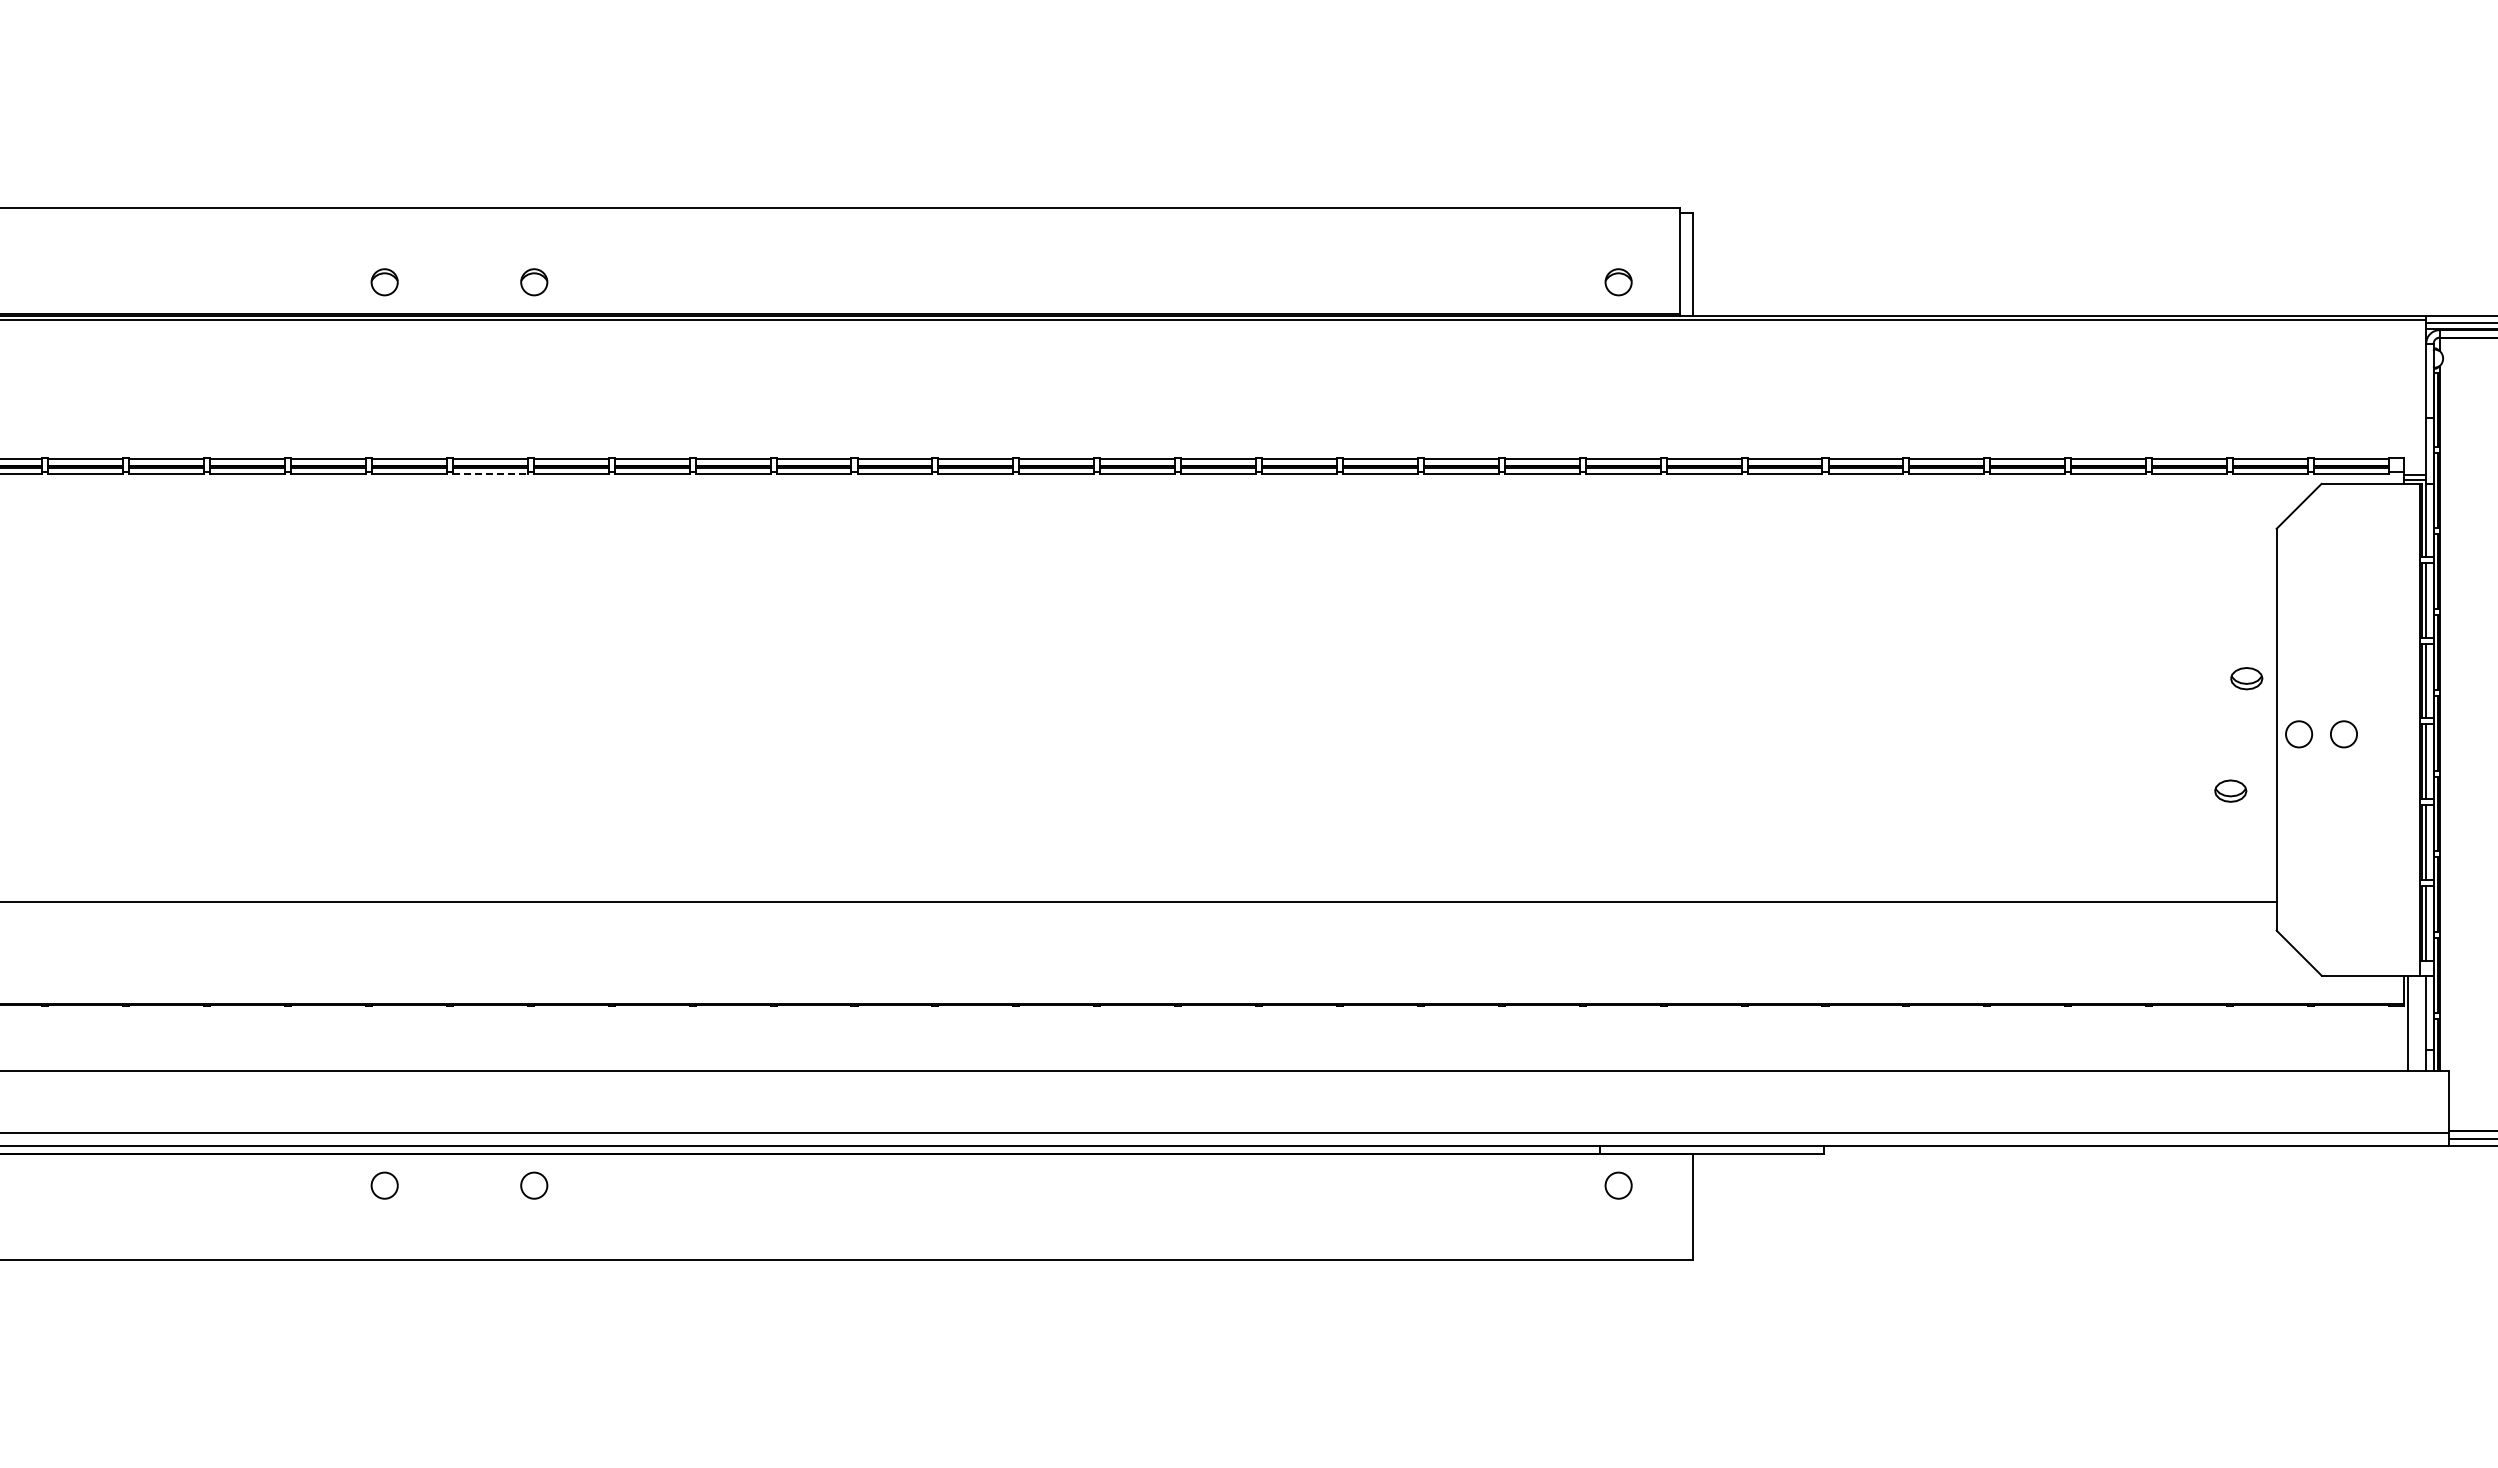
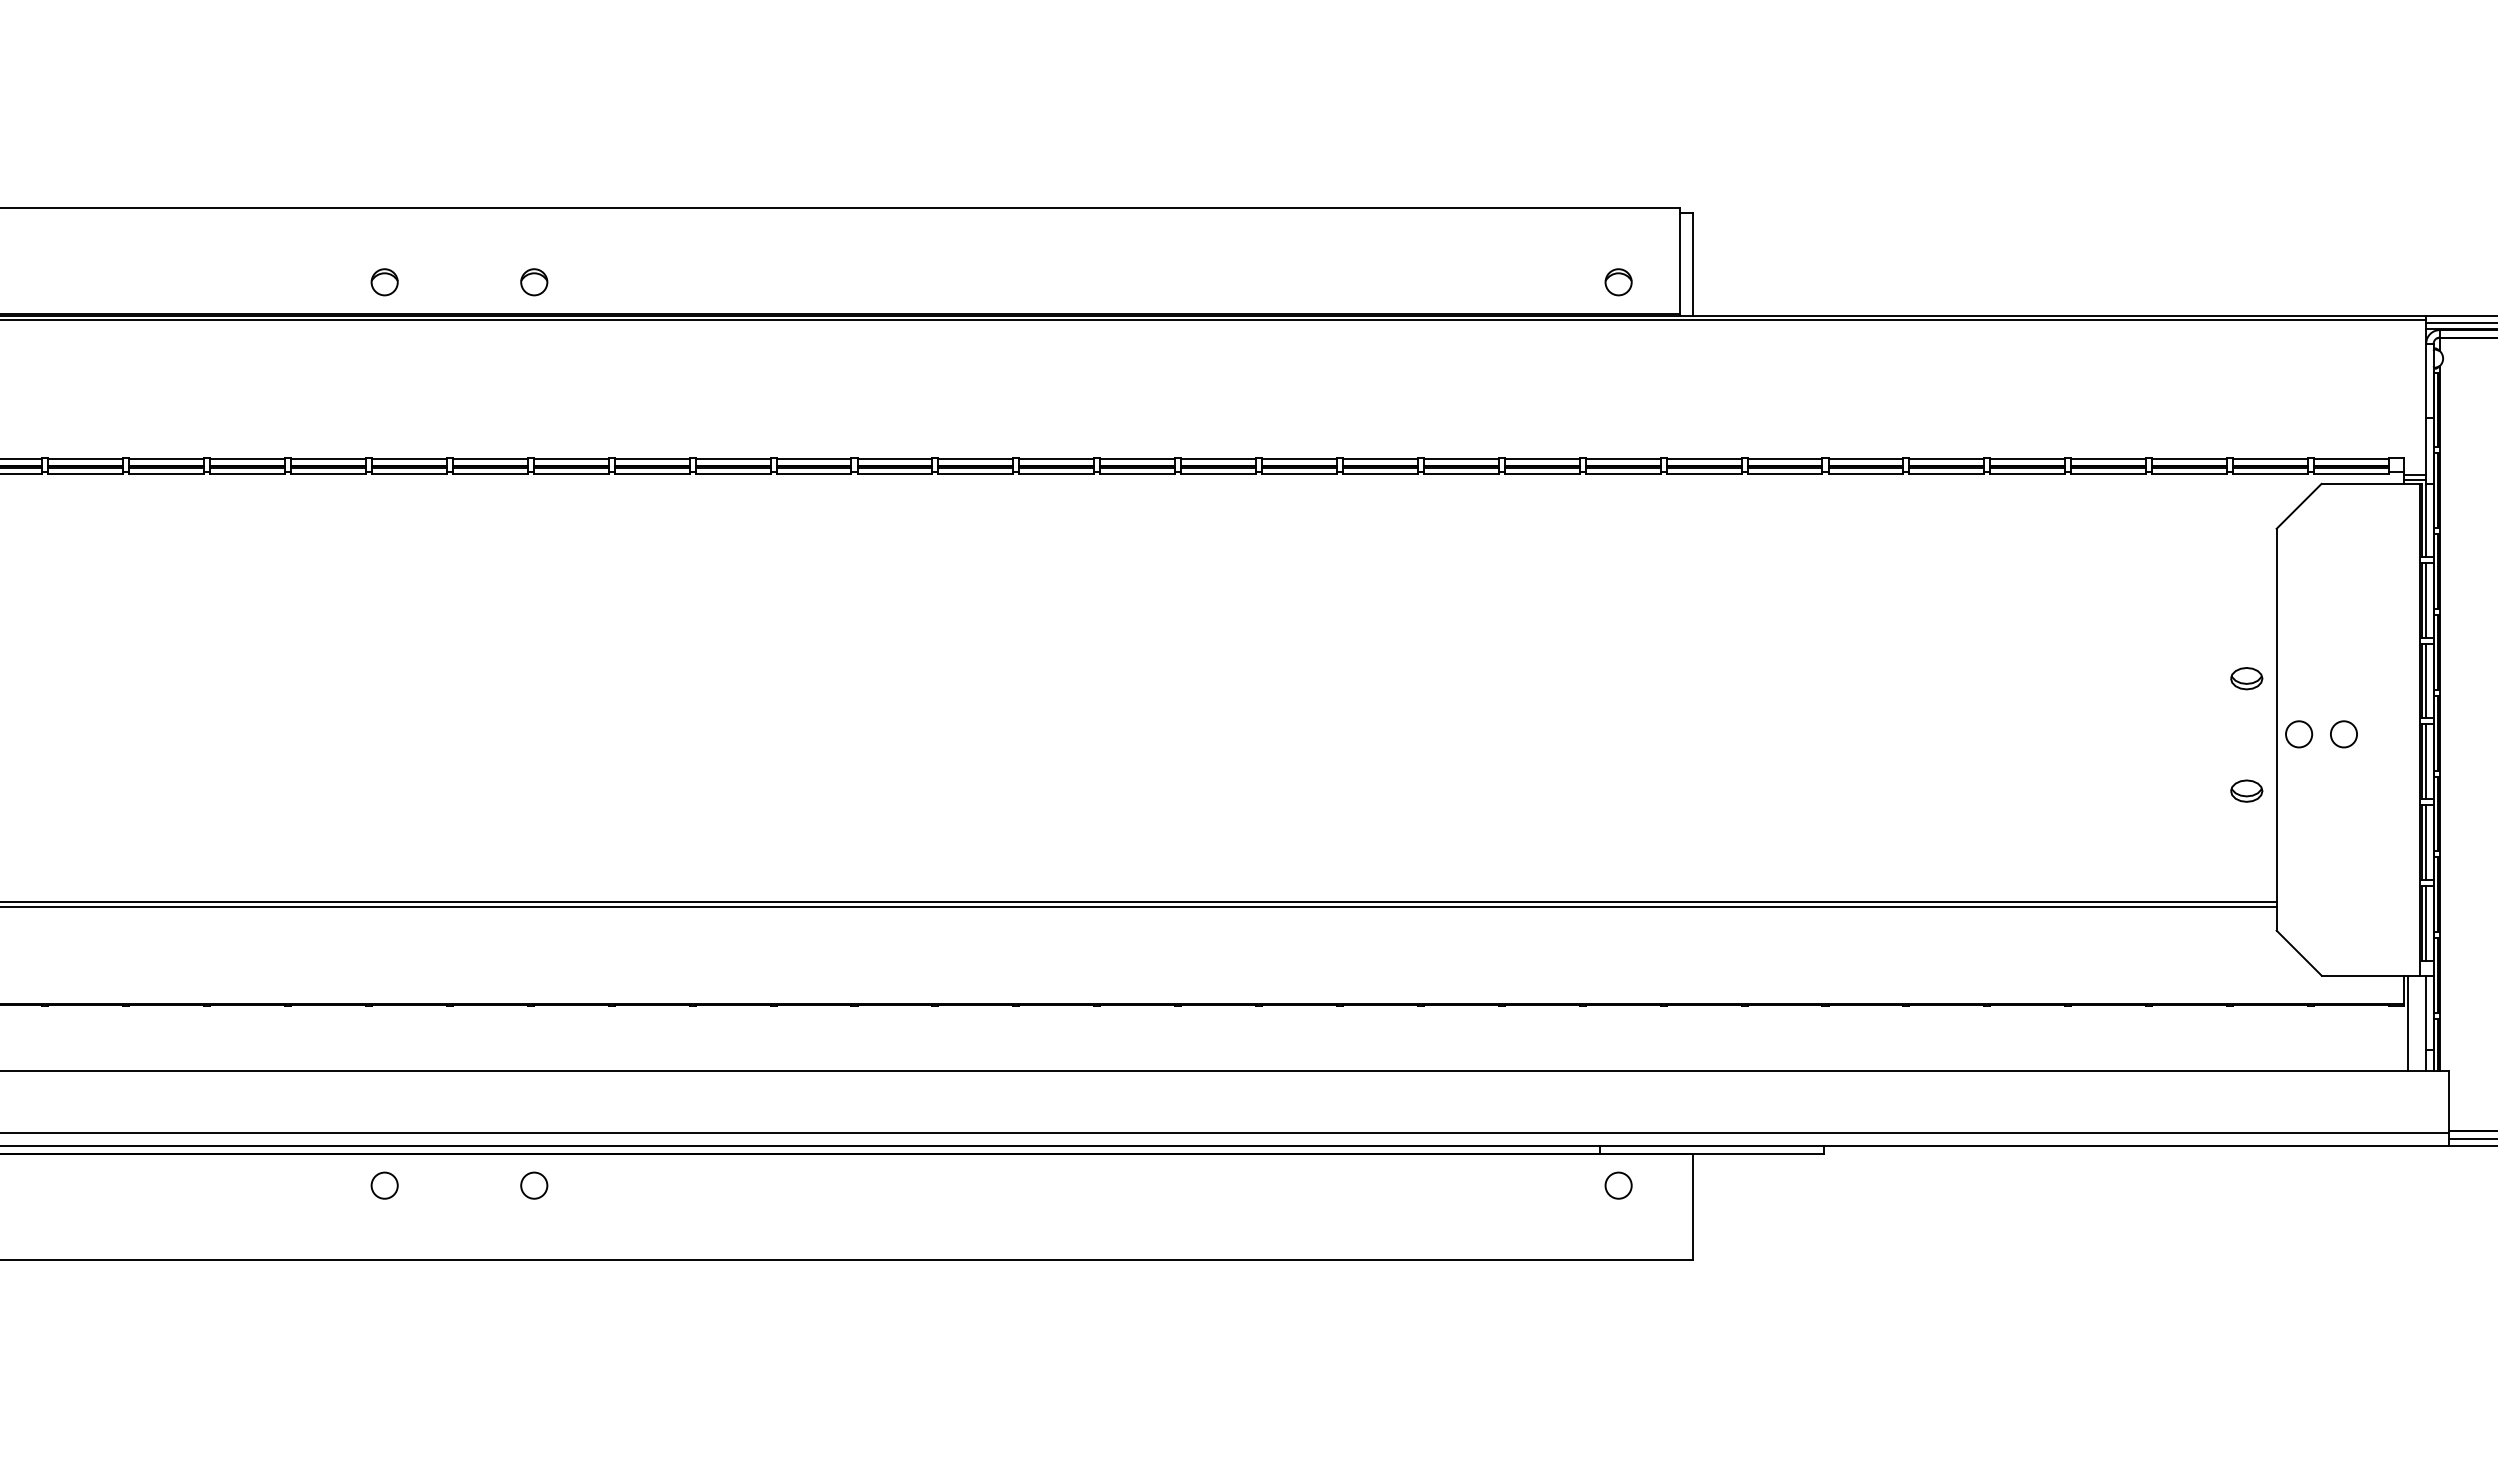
line: dashed -> solid (490, 473)
part position: (2230, 790) -> (2246, 790) (2246, 790)
line: none -> present (1139, 907)
